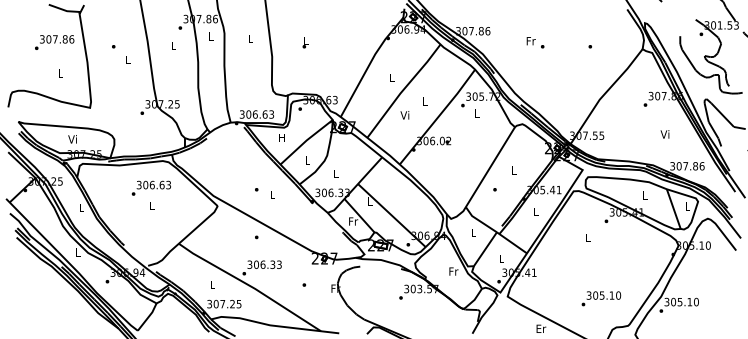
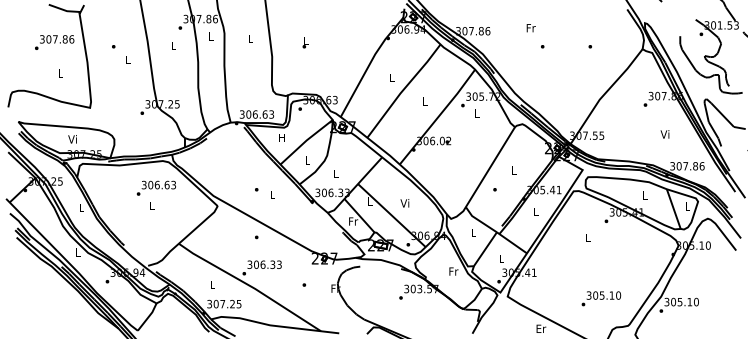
text position: (530, 41) -> (530, 28) (530, 28)
text position: (404, 115) -> (404, 203) (404, 203)
text position: (150, 187) -> (155, 187) (155, 187)
